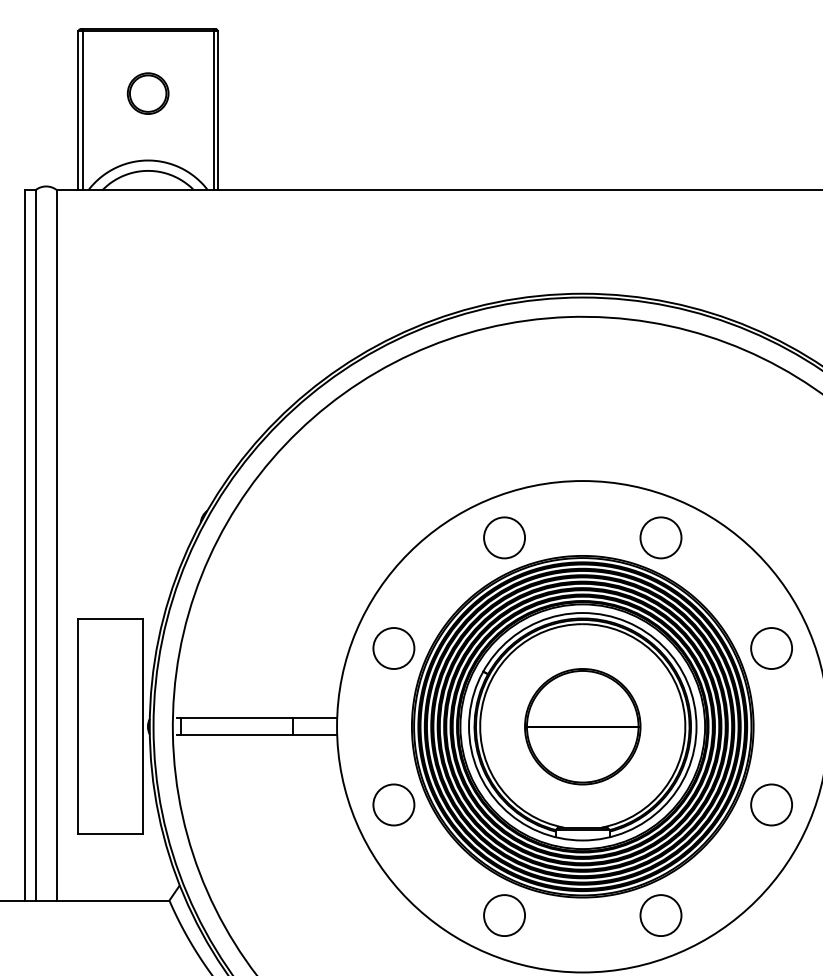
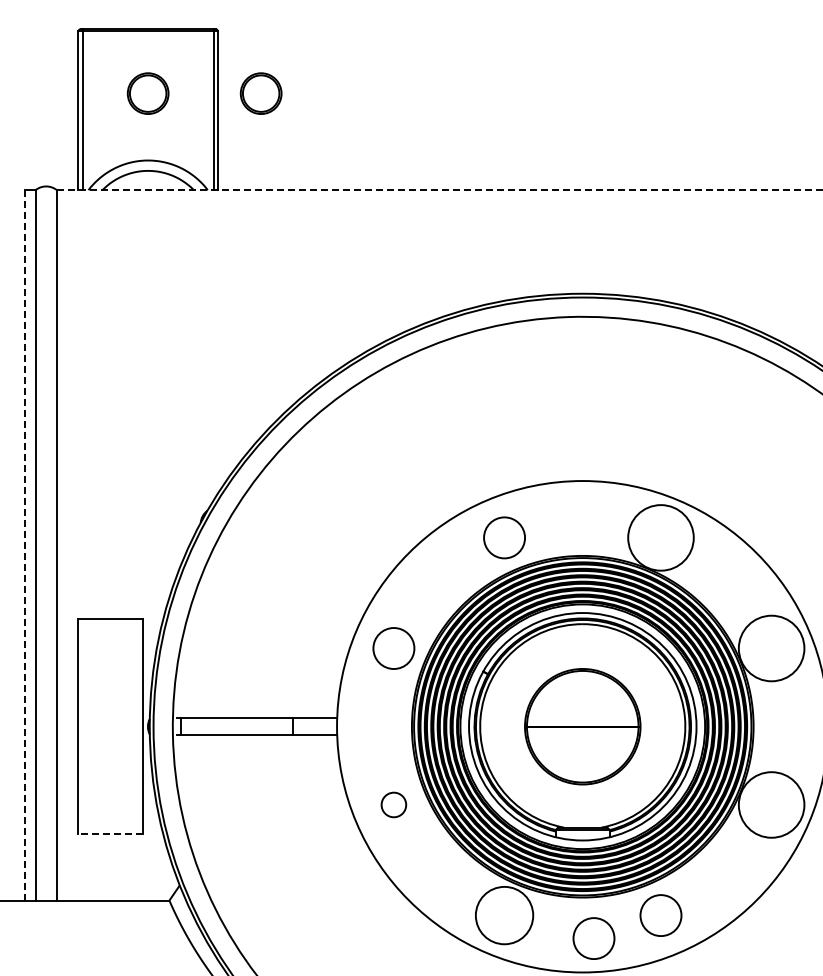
part: none -> present (260, 93)
line: solid -> dashed (439, 190)
circle diameter: 41 px -> 66 px (660, 537)
line: solid -> dashed (24, 544)
circle diameter: 41 px -> 66 px (771, 648)
circle diameter: 41 px -> 25 px (393, 804)
circle diameter: 41 px -> 66 px (771, 804)
line: solid -> dashed (110, 834)
circle diameter: 41 px -> 57 px (504, 915)
circle: none -> present (593, 938)
